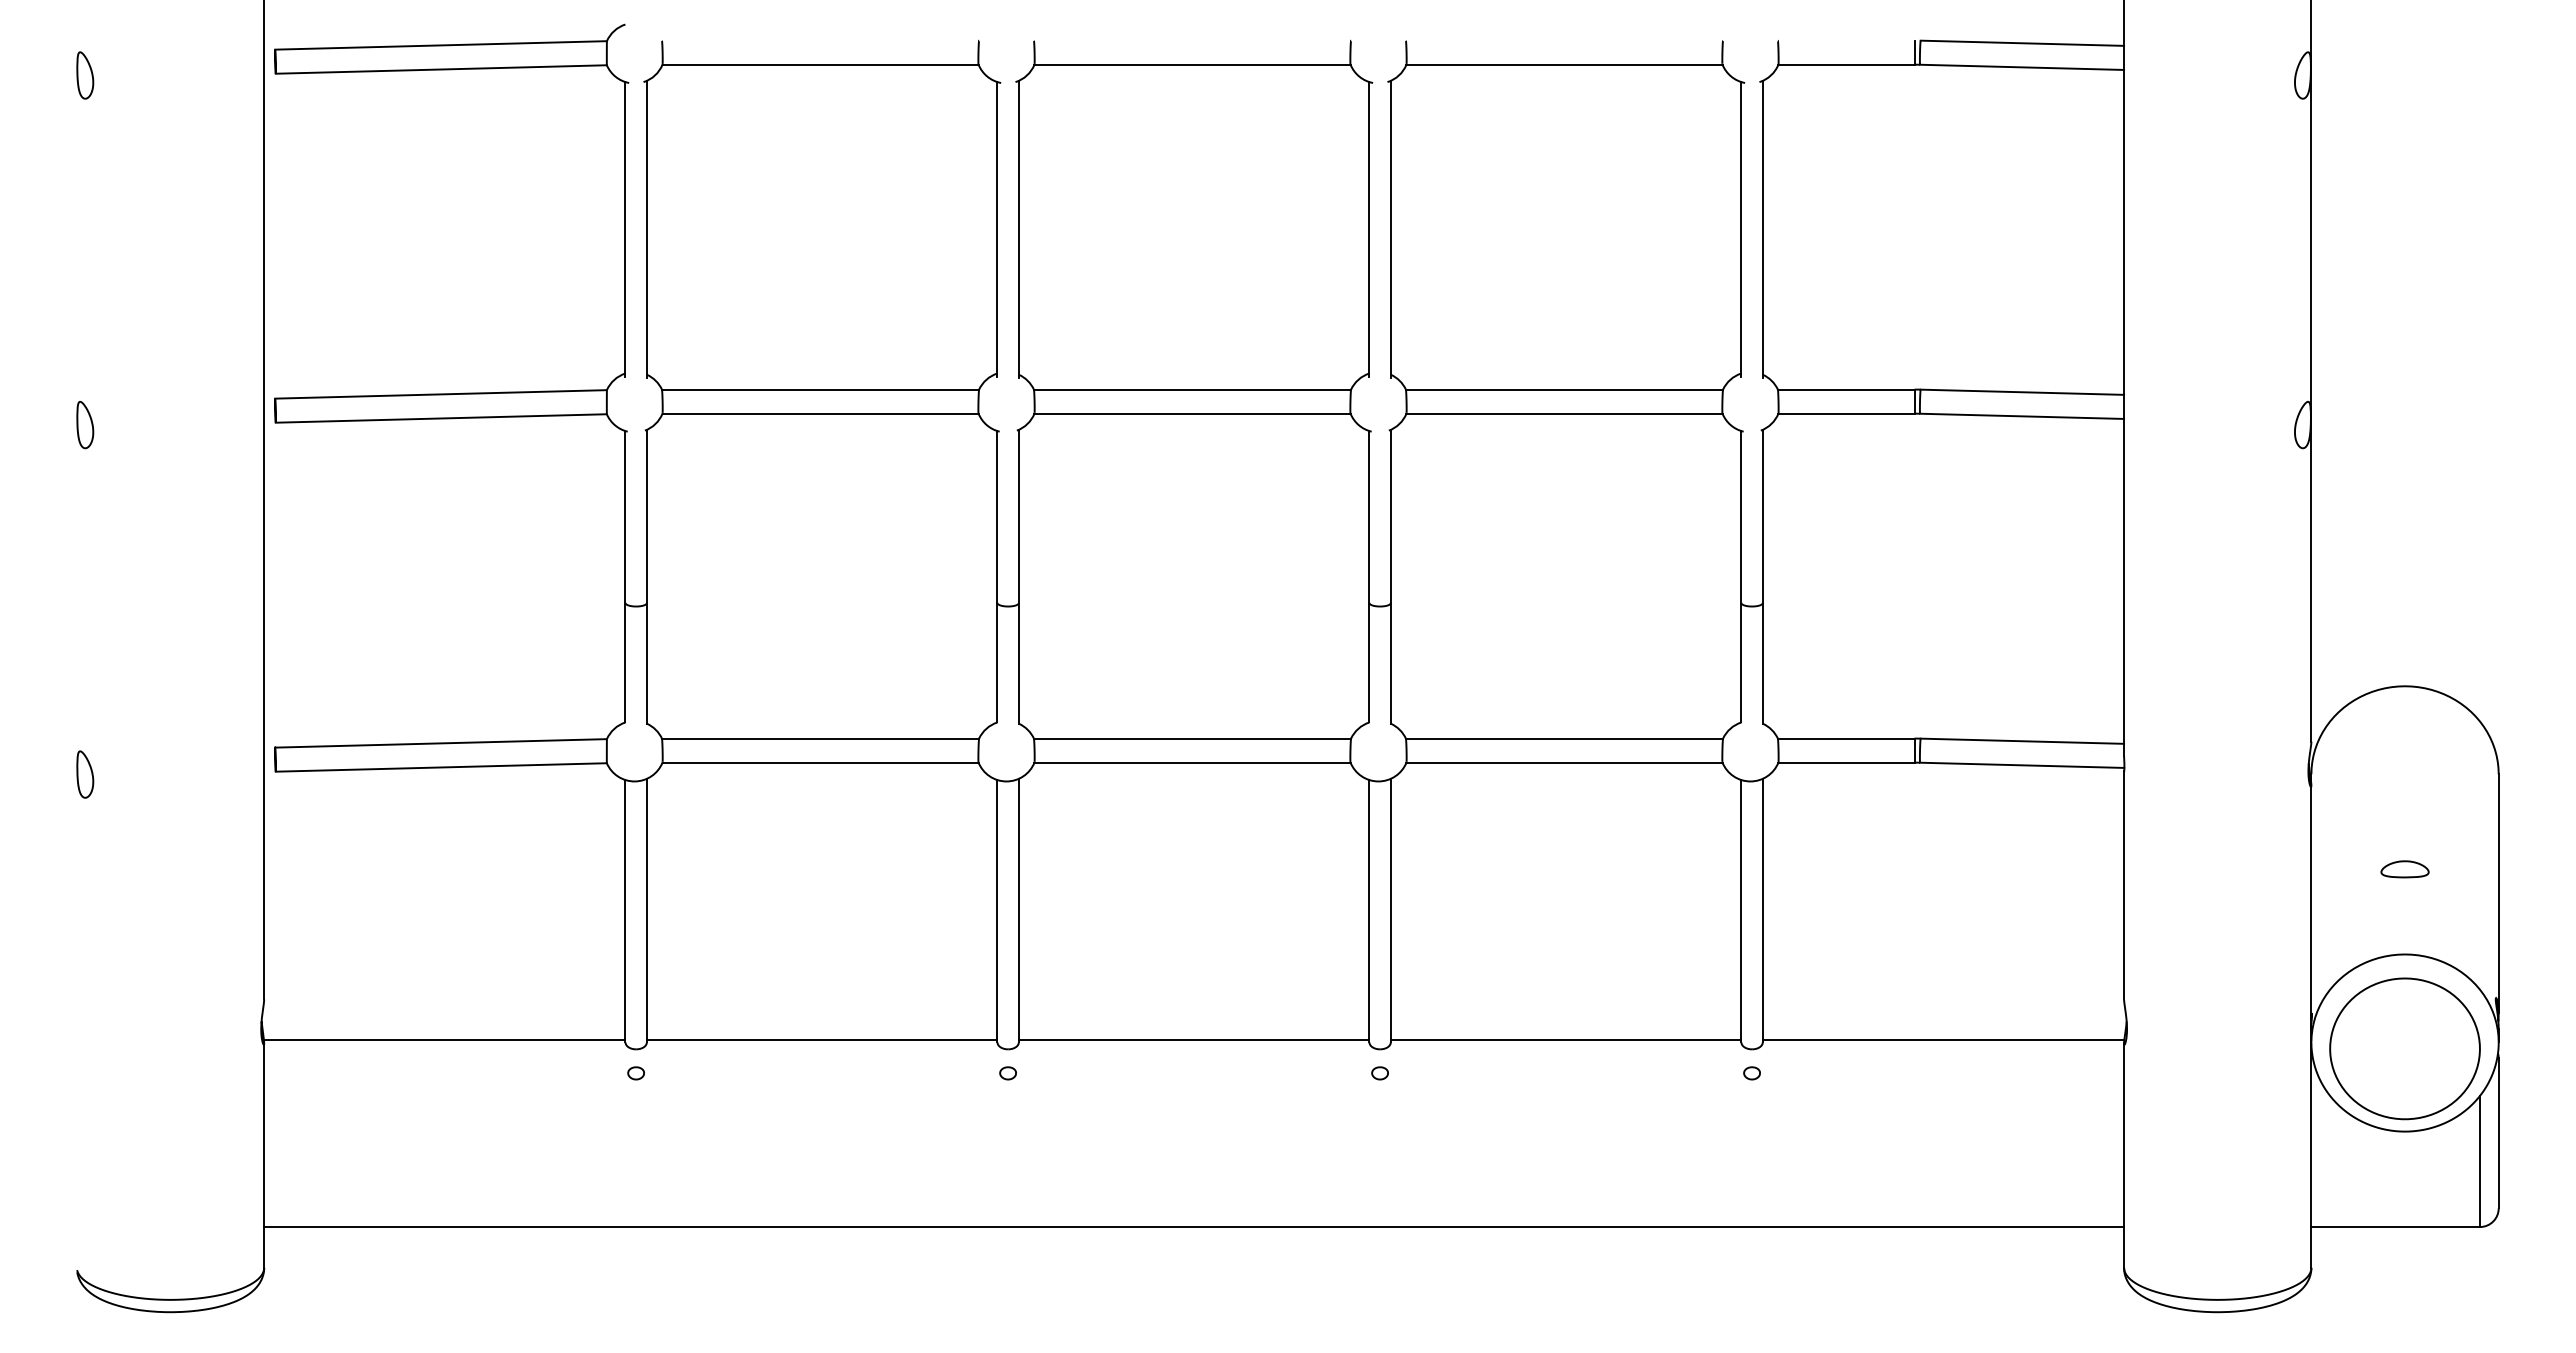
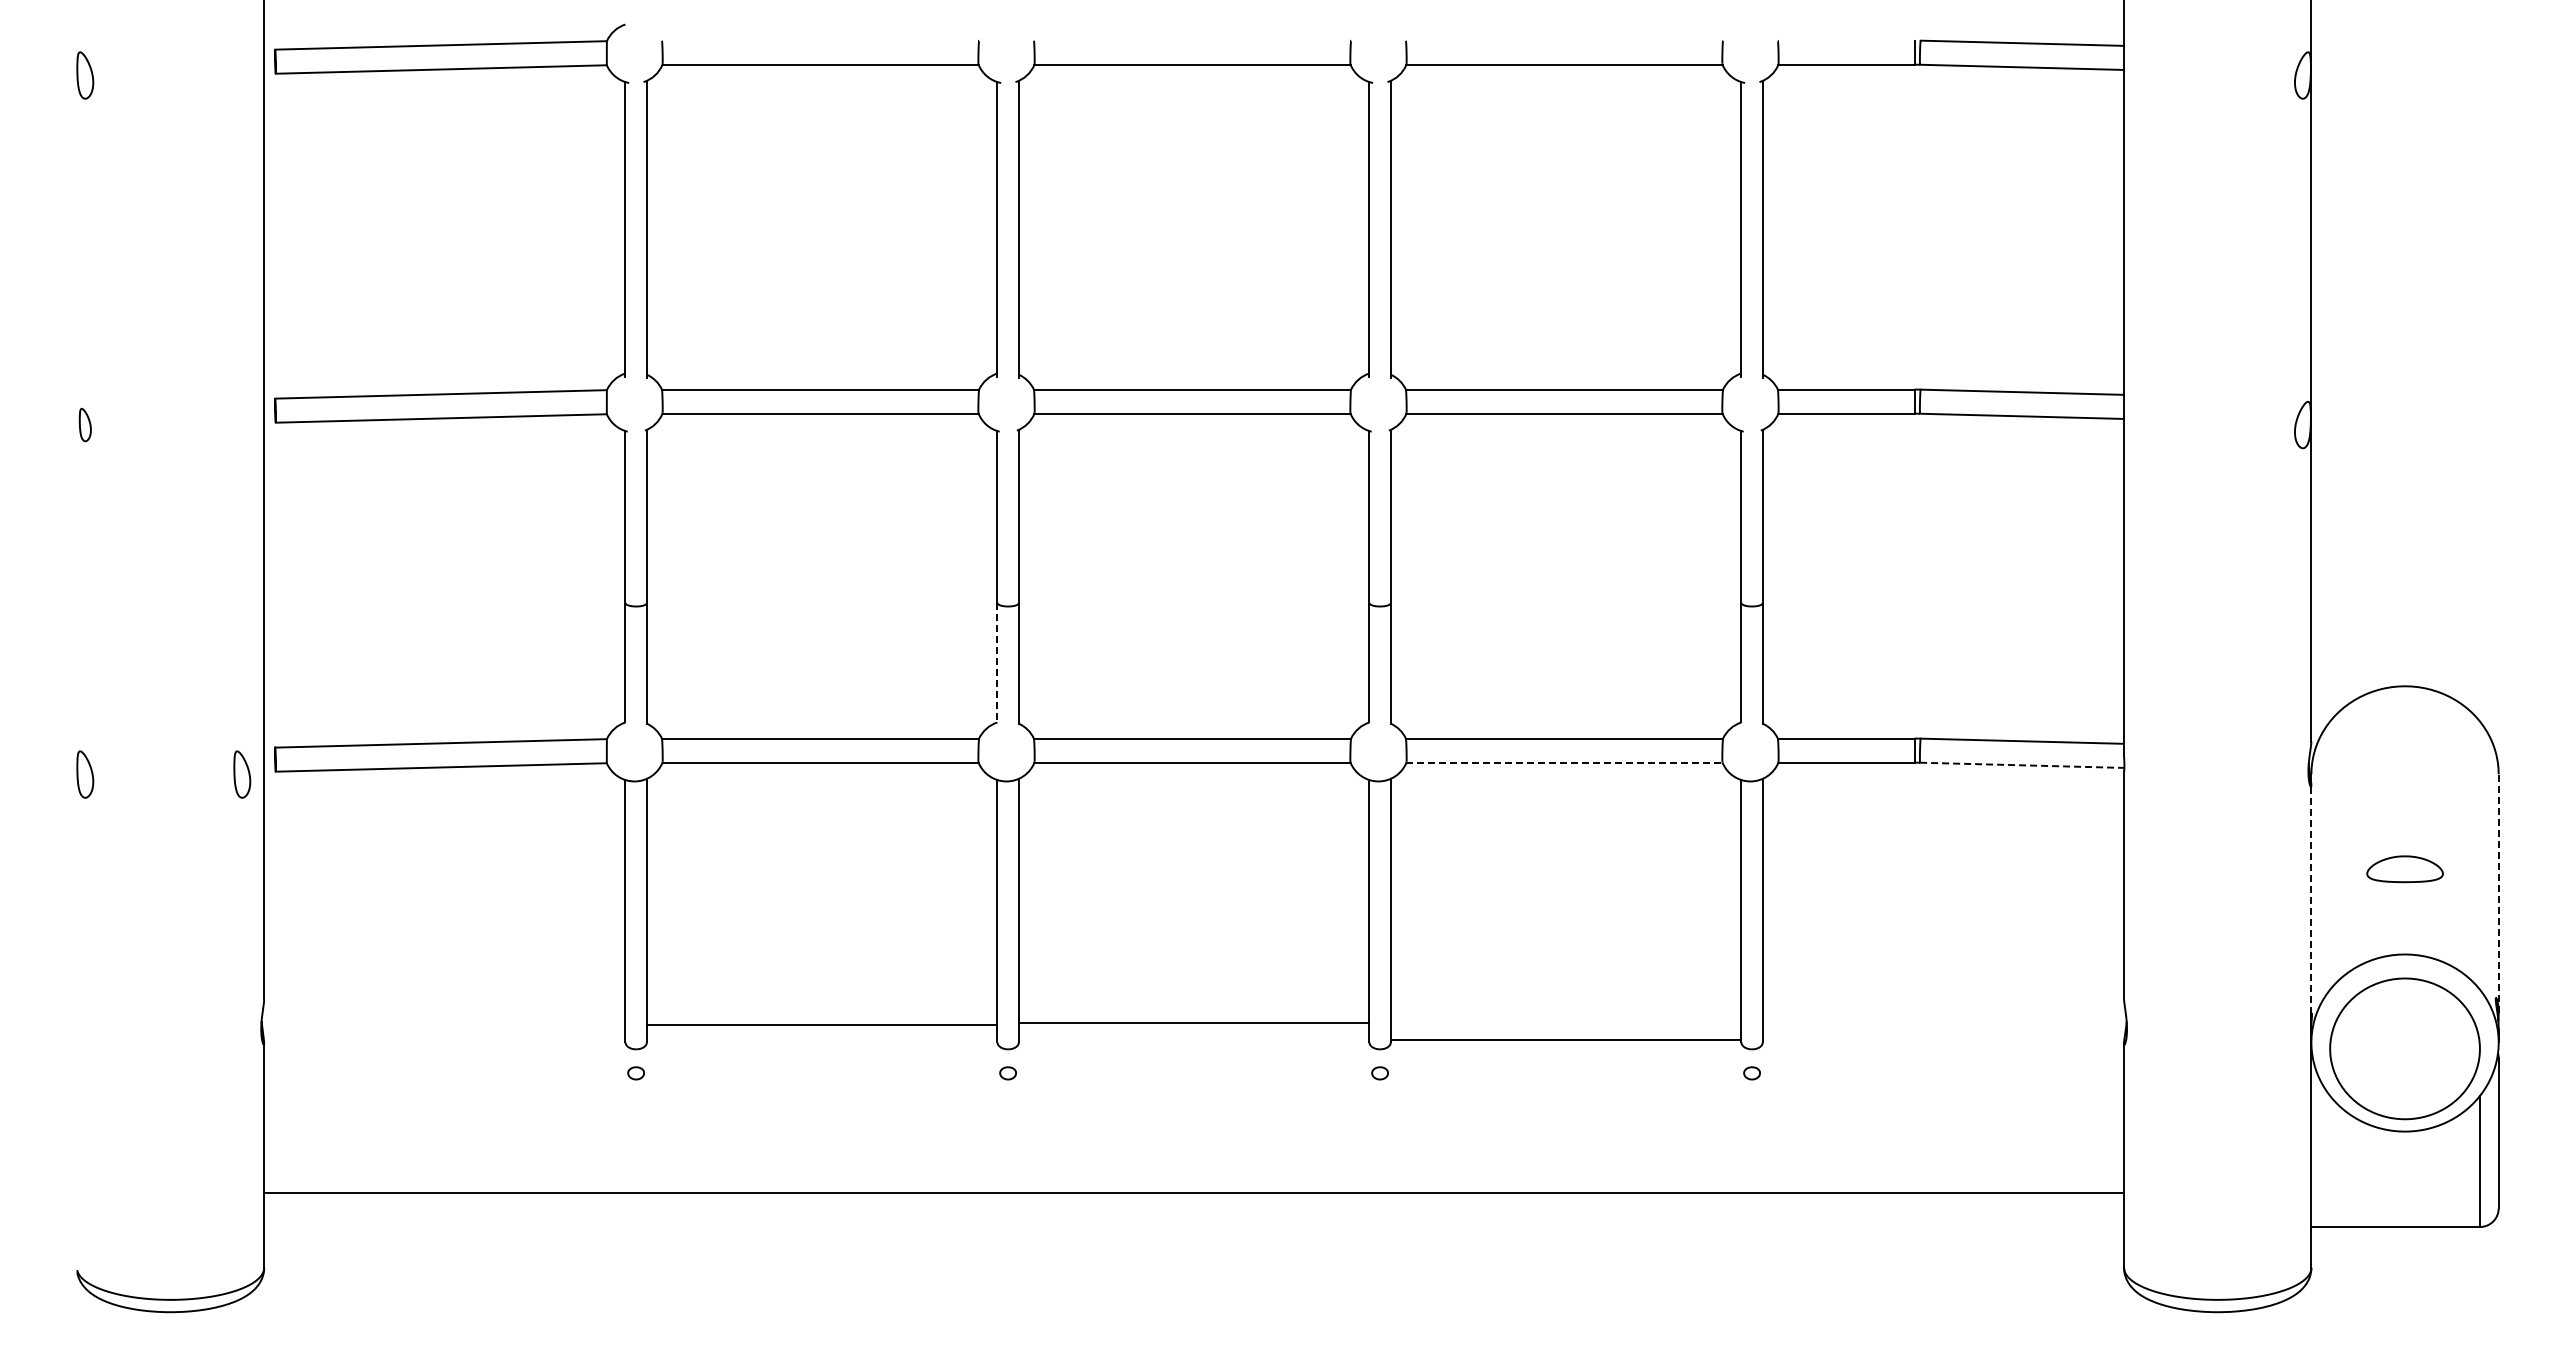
part size: 19x50 px -> 14x36 px (84, 424)
line: solid -> dashed (997, 663)
line: solid -> dashed (1564, 762)
line: solid -> dashed (2022, 765)
part: none -> present (242, 774)
part size: 50x19 px -> 78x29 px (2404, 869)
line: solid -> dashed (2498, 893)
line: solid -> dashed (2311, 899)
line: present -> none (444, 1039)
line position: (821, 1039) -> (821, 1024) (821, 1024)
line position: (1193, 1039) -> (1193, 1022) (1193, 1022)
line: present -> none (1943, 1039)
line position: (1194, 1227) -> (1194, 1193) (1194, 1193)
